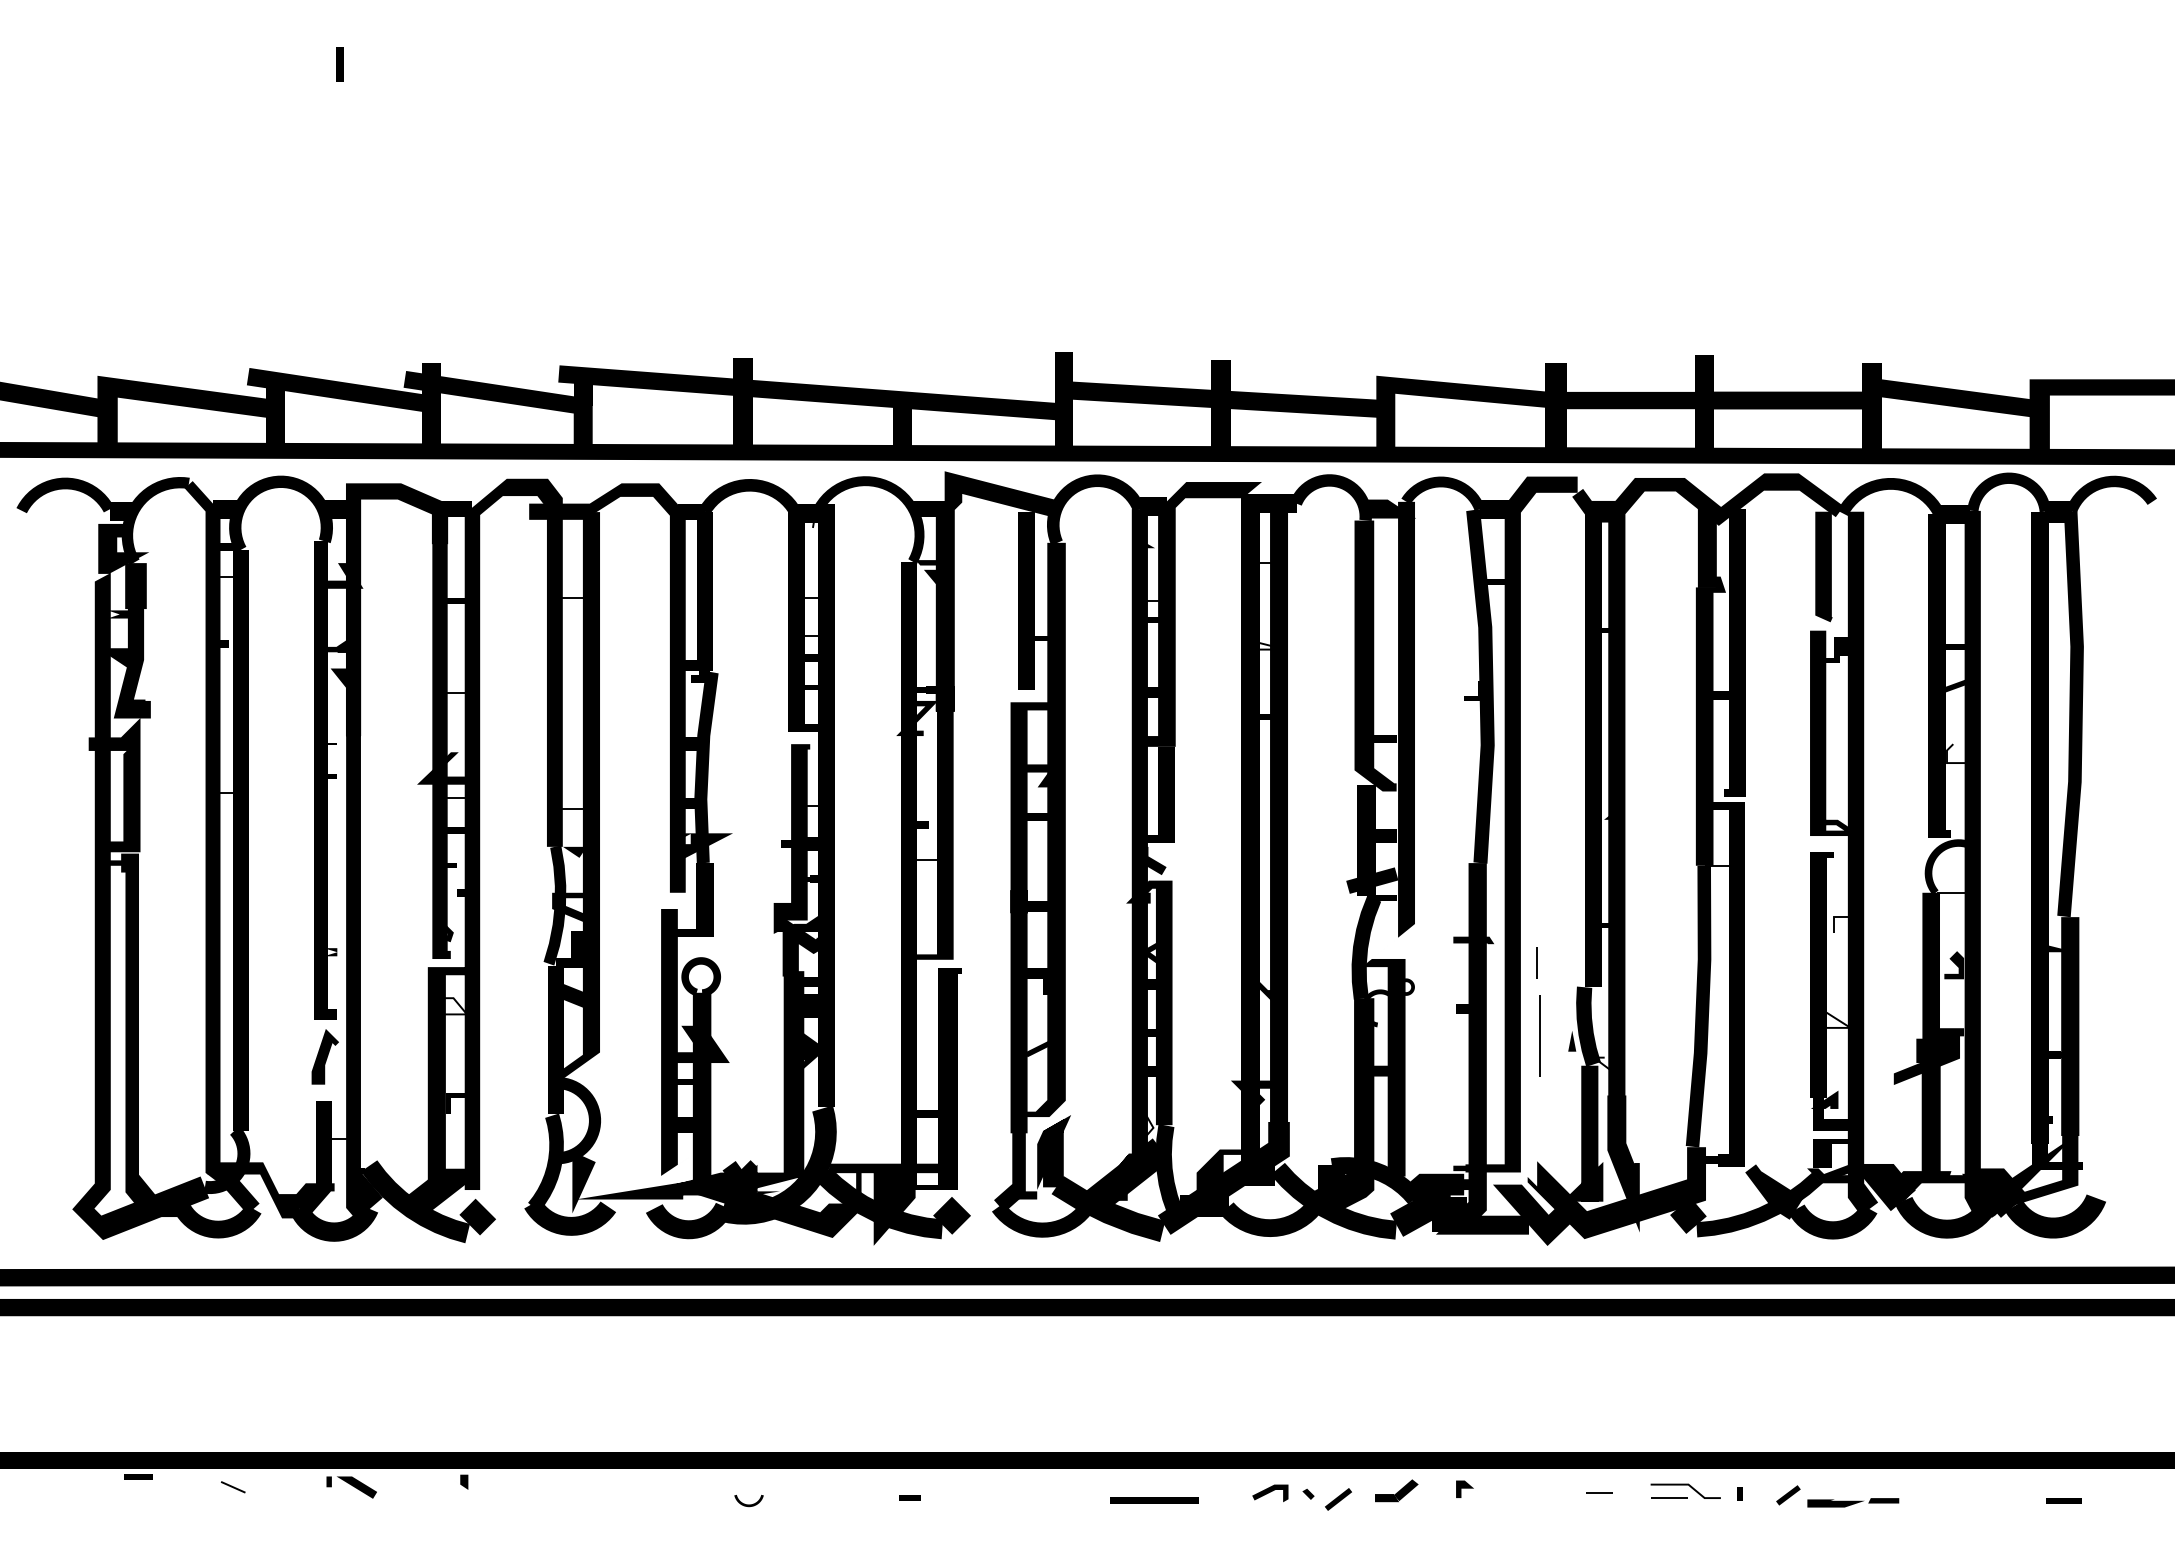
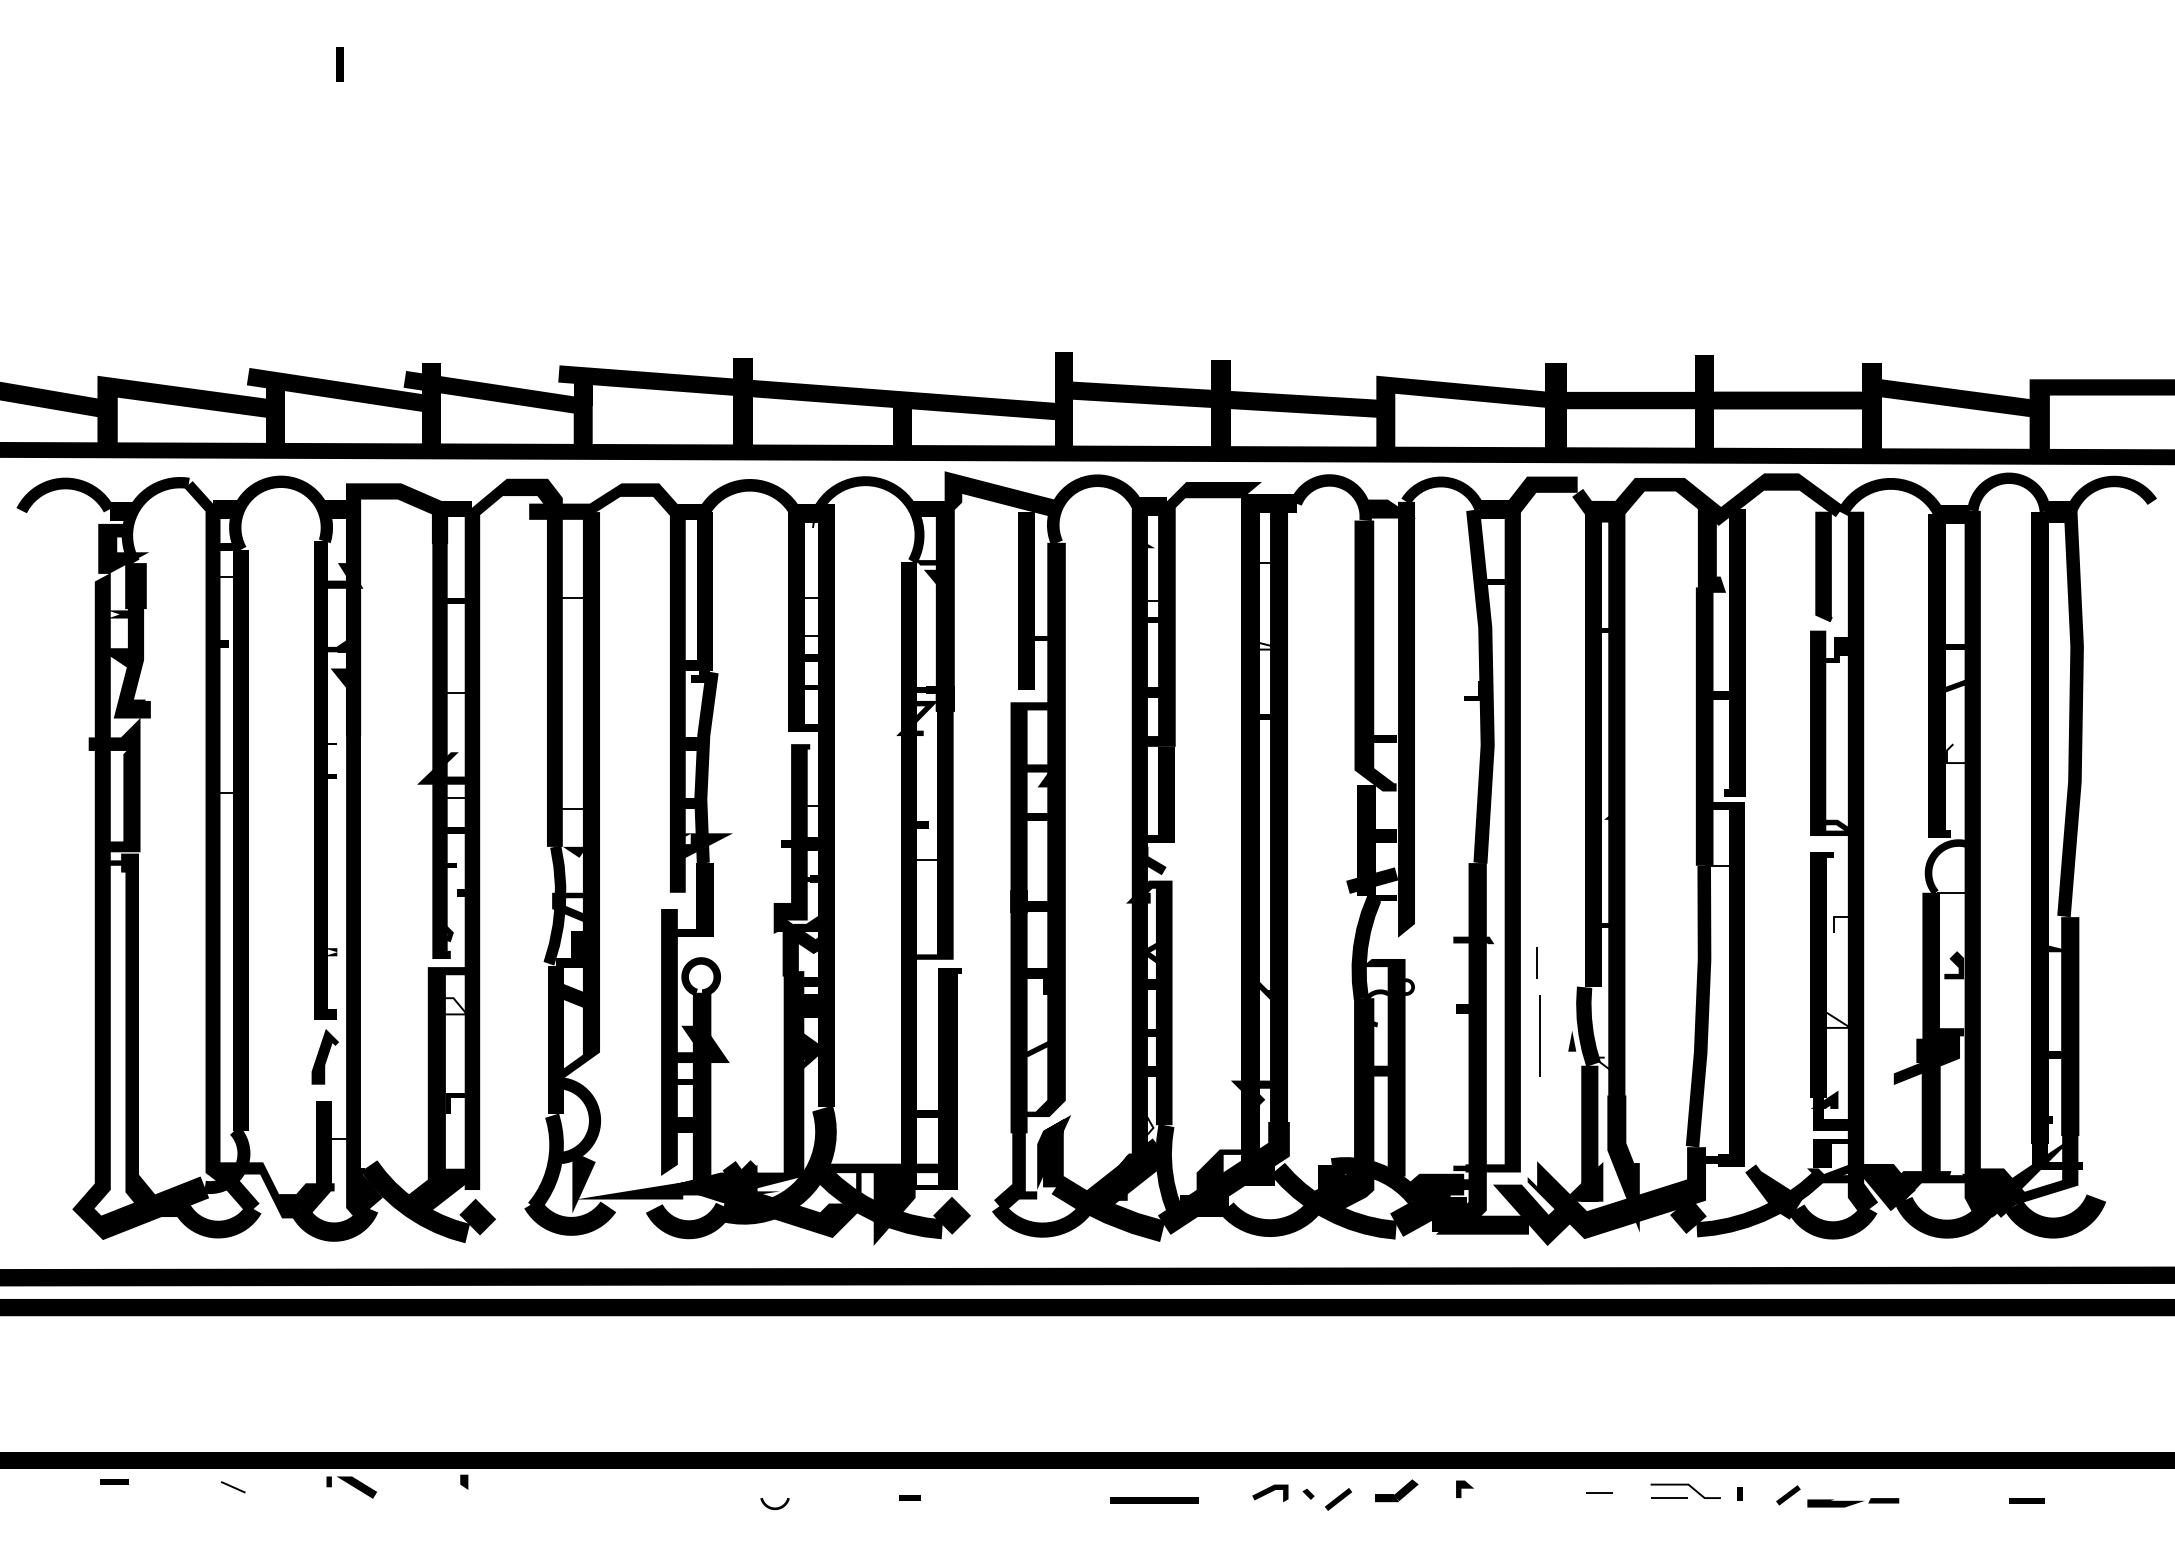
line position: (138, 1476) -> (114, 1481) (114, 1481)
line position: (2063, 1500) -> (2026, 1500) (2026, 1500)
curve position: (748, 1504) -> (774, 1507) (774, 1507)
